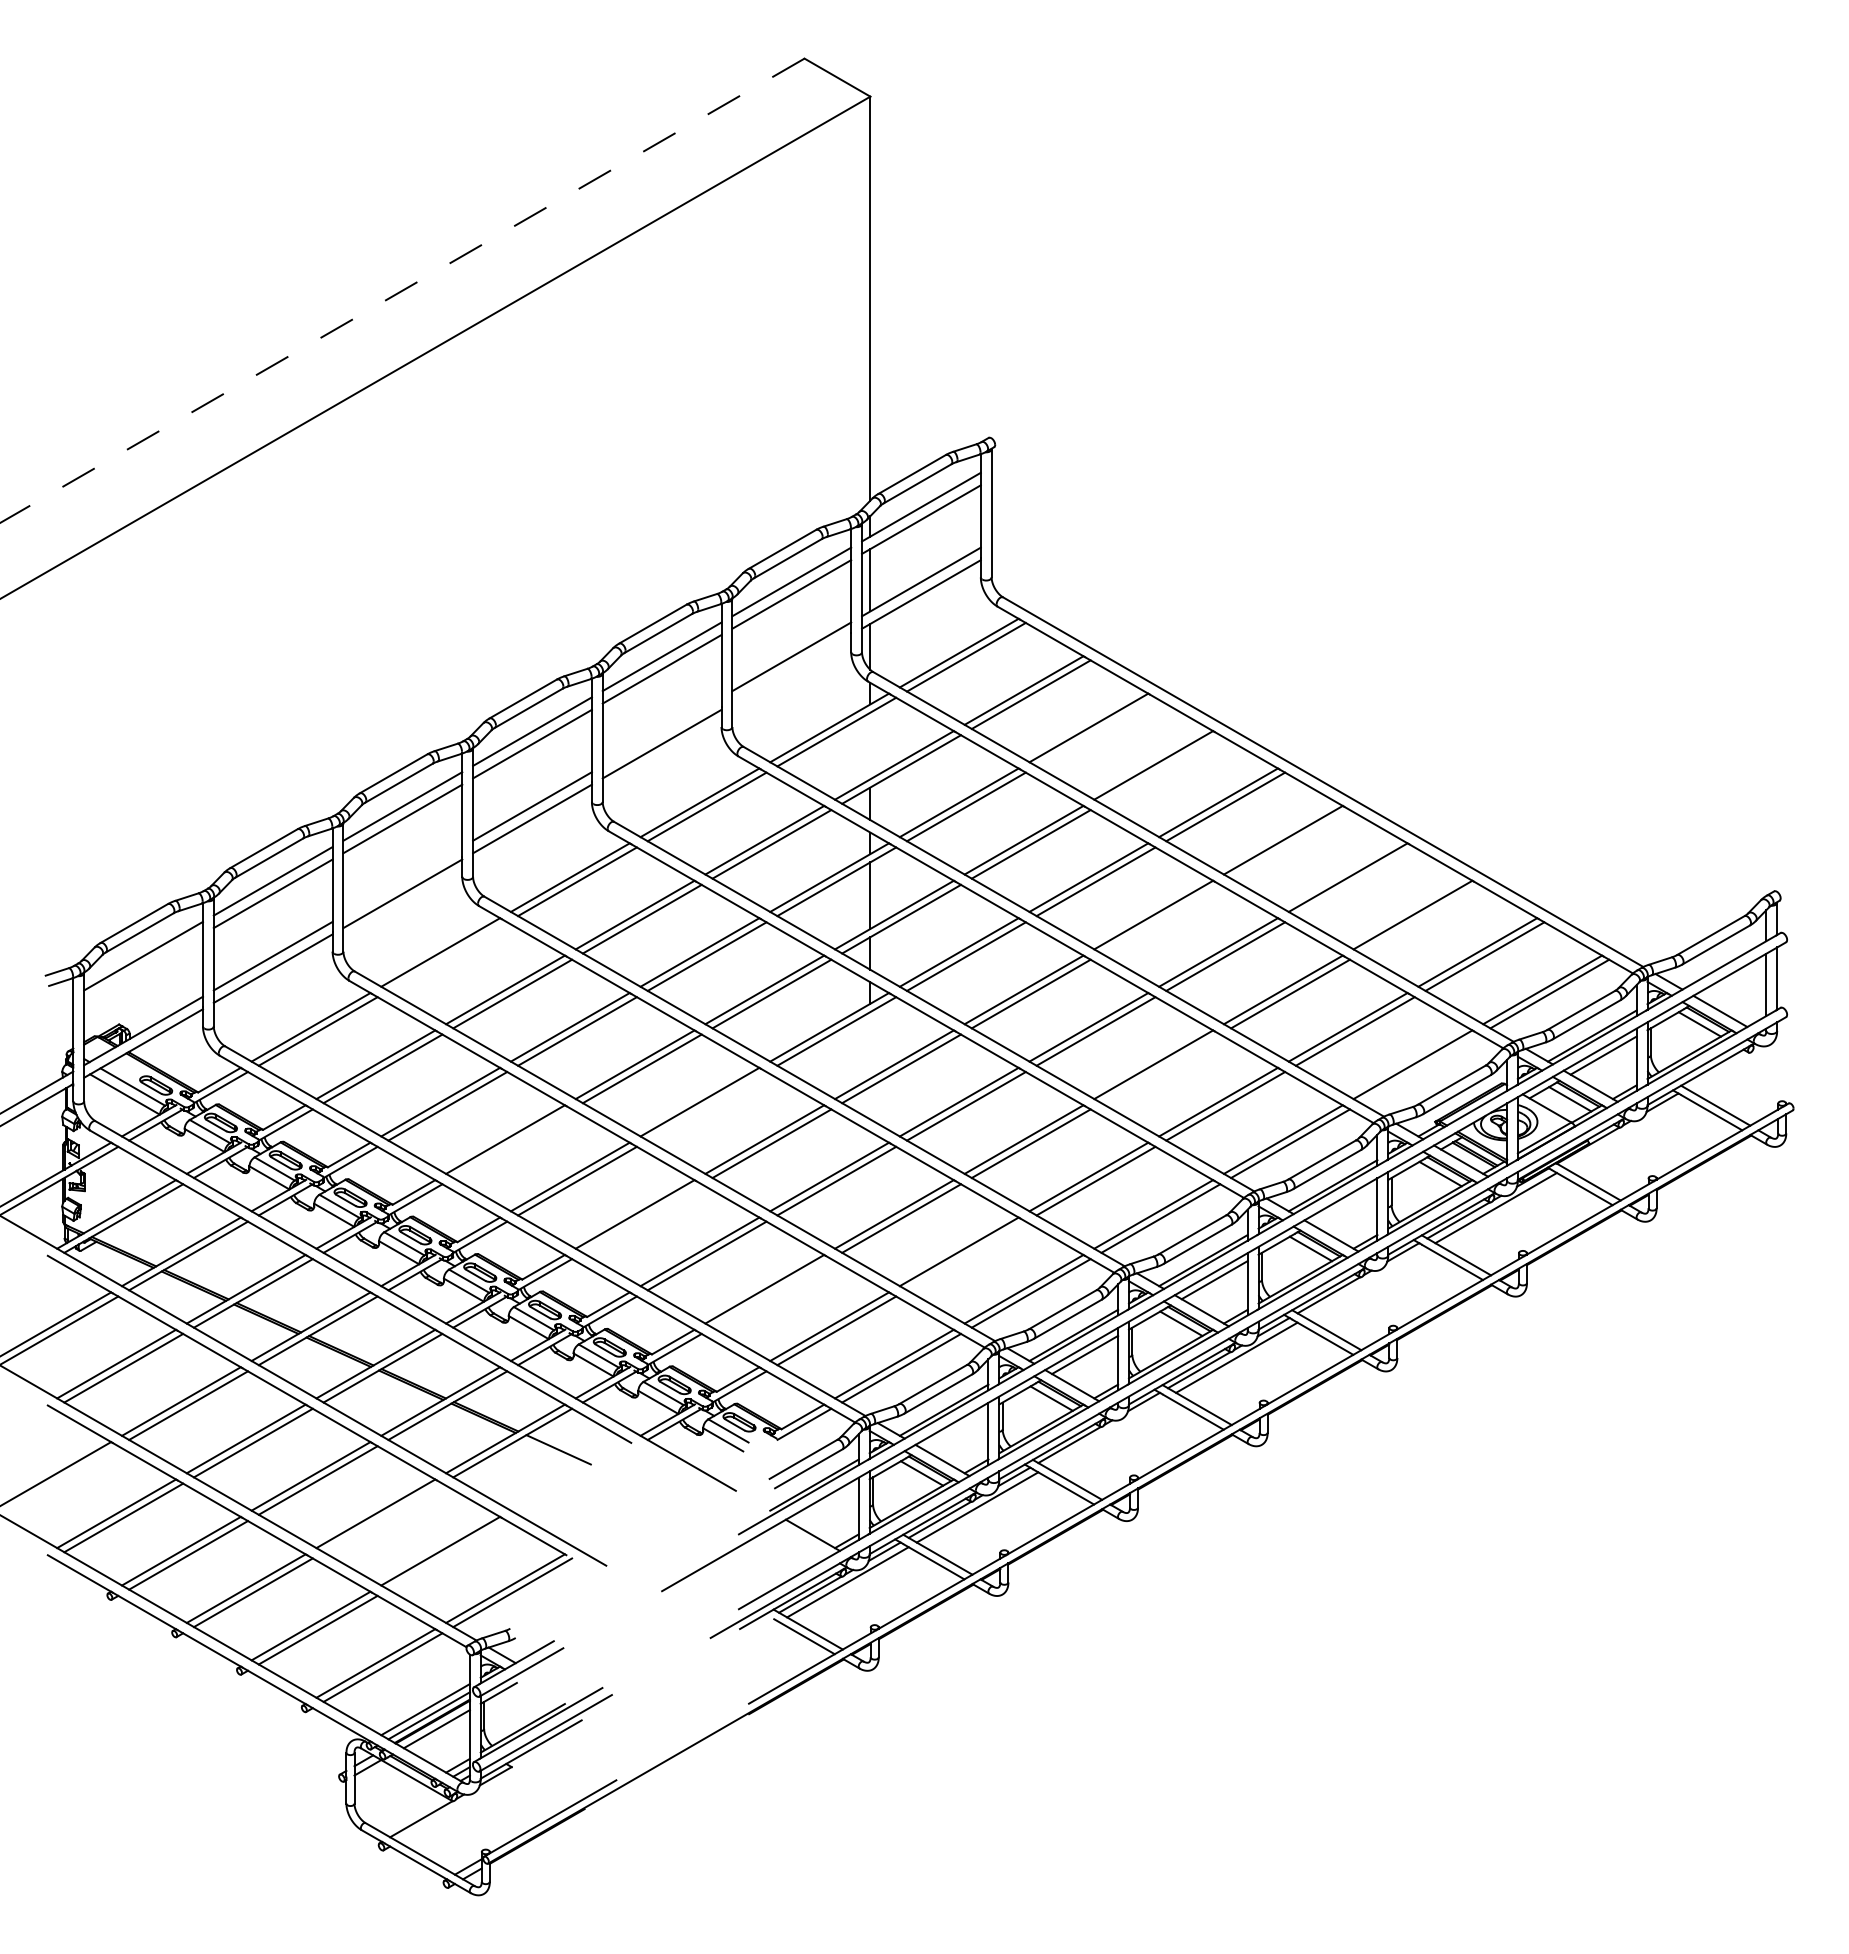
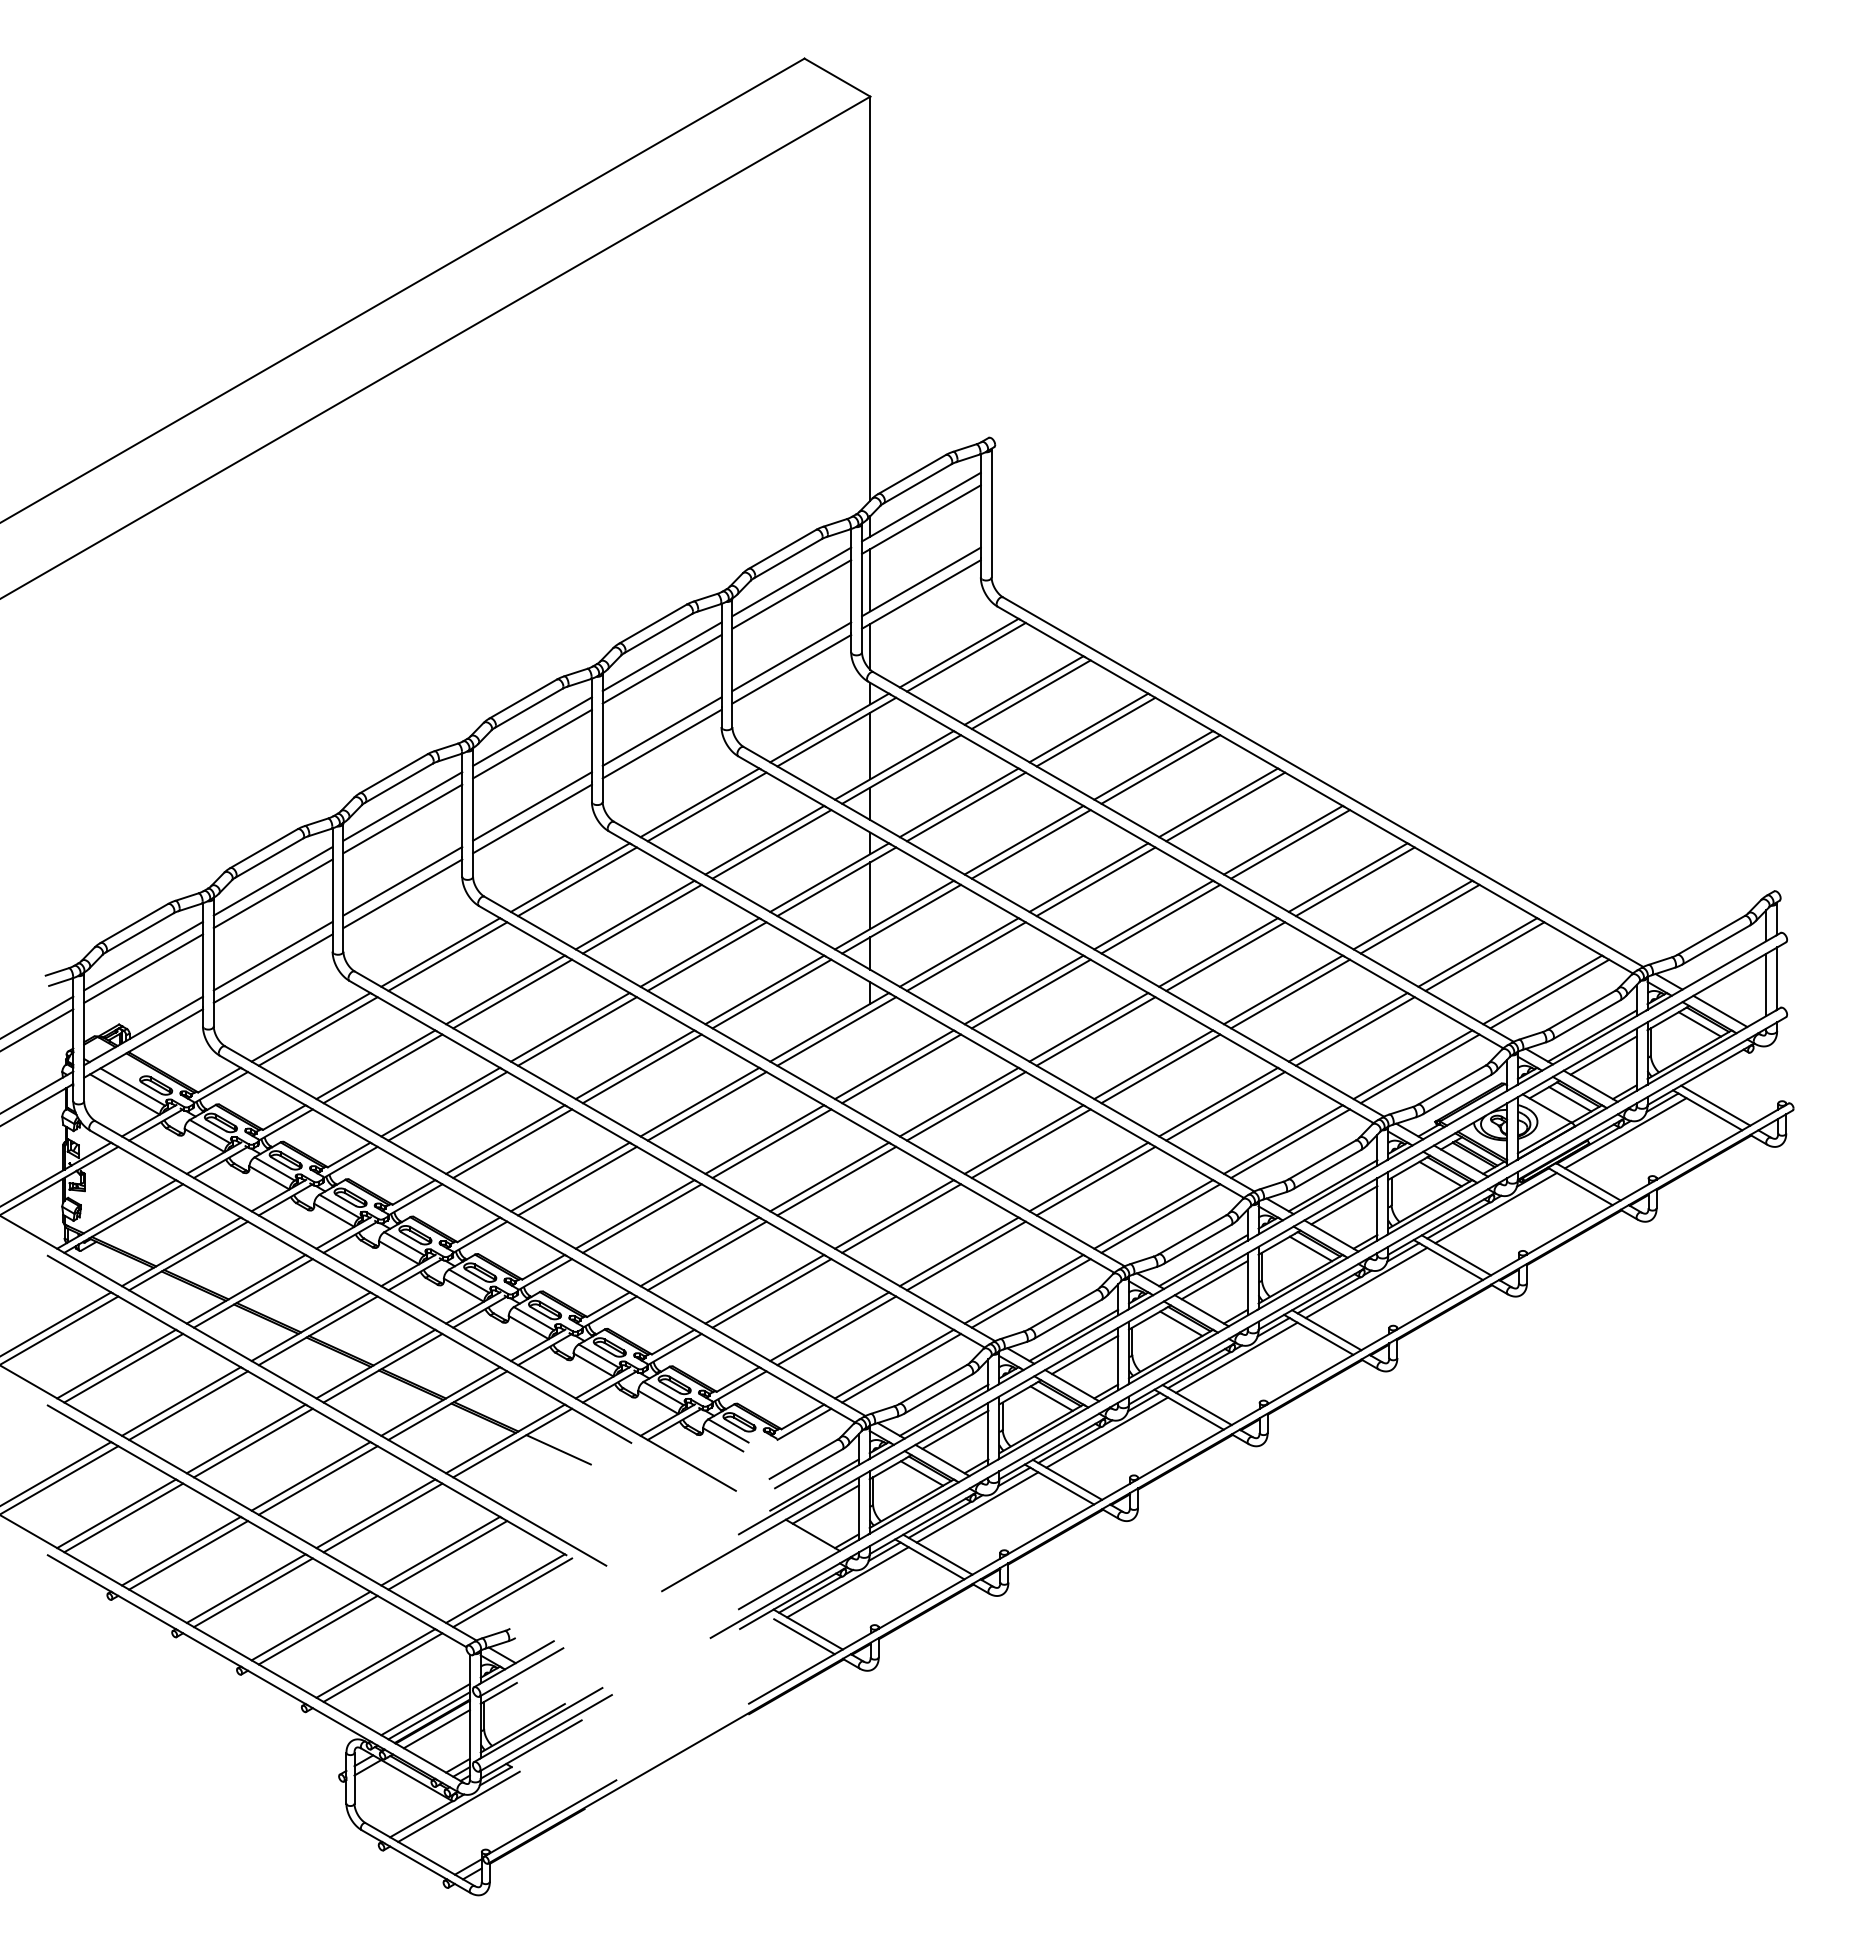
line: dashed -> solid (401, 291)
line: none -> present (791, 669)
line: none -> present (661, 731)
line: none -> present (1095, 731)
line: none -> present (870, 745)
line: none -> present (1160, 769)
line: none -> present (1290, 844)
line: none -> present (402, 881)
line: none -> present (1354, 881)
line: none -> present (1160, 918)
line: none -> present (1419, 918)
line: none -> present (447, 956)
line: none -> present (143, 968)
line: none -> present (37, 1016)
line: none -> present (37, 1029)
line: none -> present (1160, 1068)
line: none -> present (1419, 1068)
line: none -> present (706, 1106)
line: none -> present (1625, 1133)
line: none -> present (512, 1143)
line: none -> present (1344, 1205)
line: none -> present (641, 1218)
line: none -> present (966, 1255)
line: none -> present (1366, 1282)
line: none -> present (771, 1293)
line: none -> present (955, 1429)
line: none -> present (1107, 1432)
line: none -> present (60, 1479)
line: none -> present (825, 1504)
line: none -> present (382, 1517)
line: none -> present (447, 1555)
line: none -> present (458, 1806)
